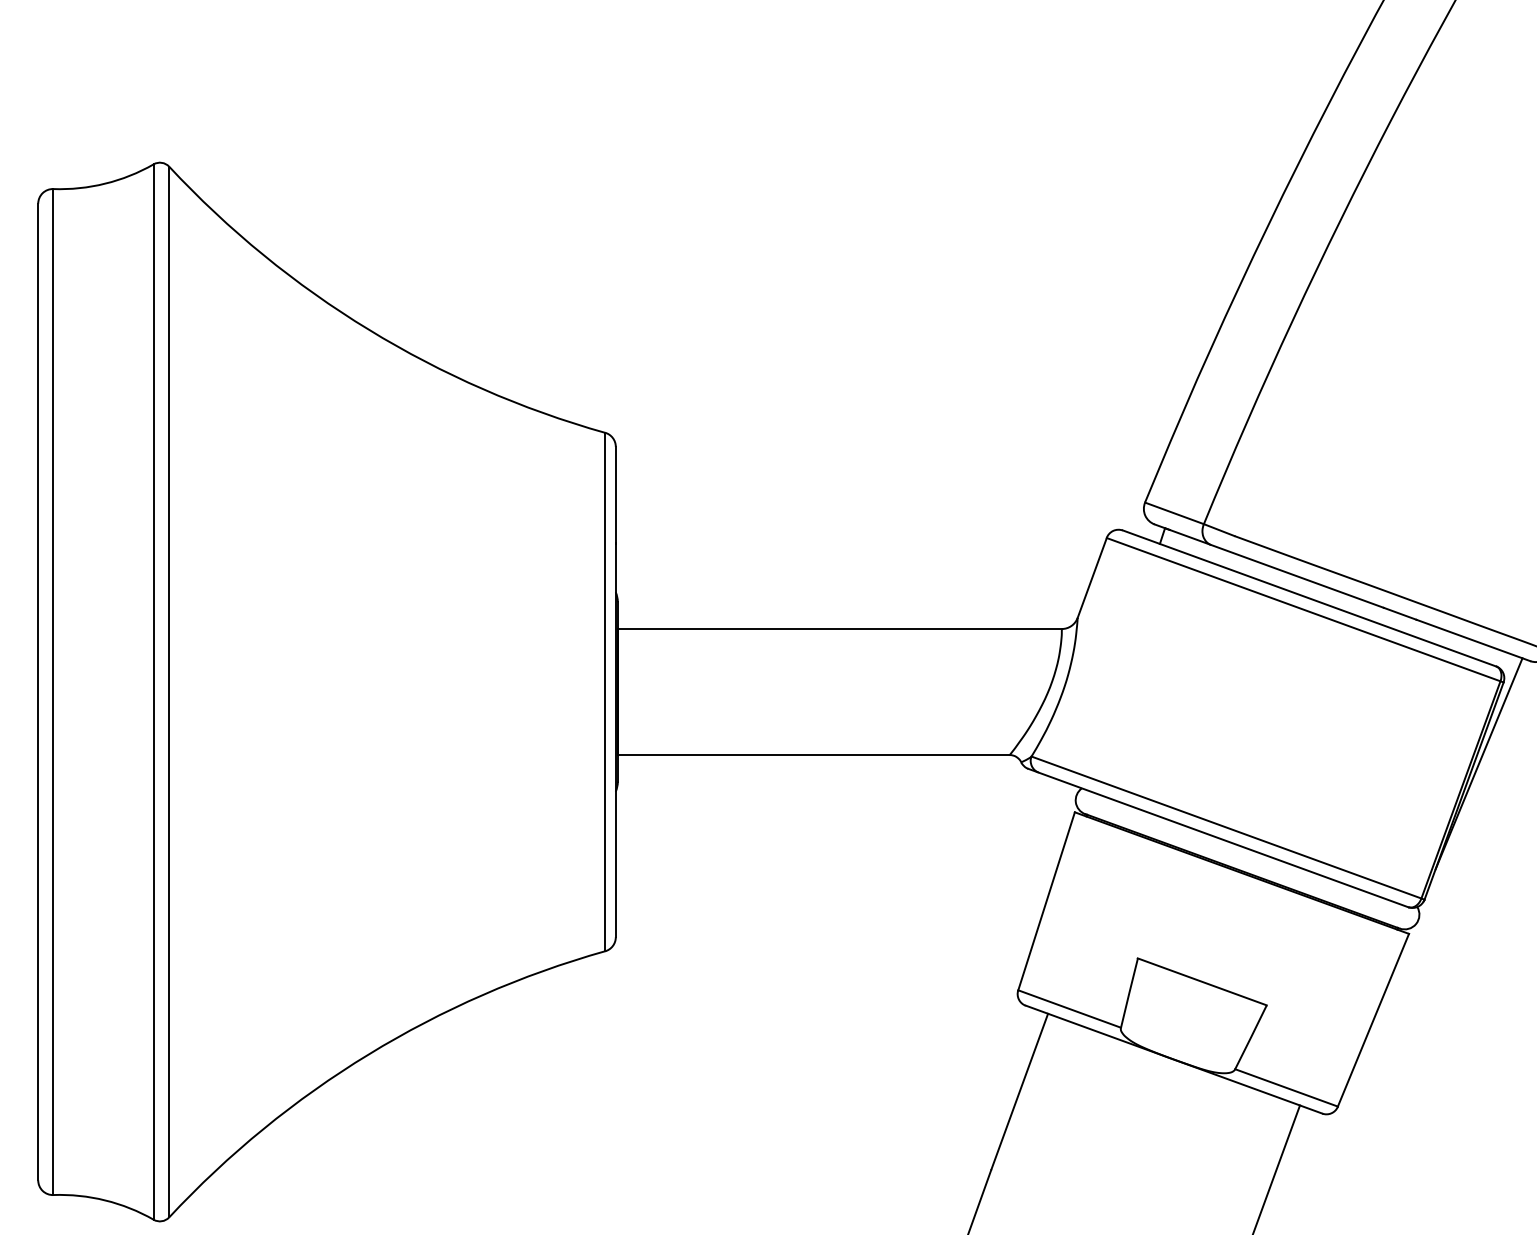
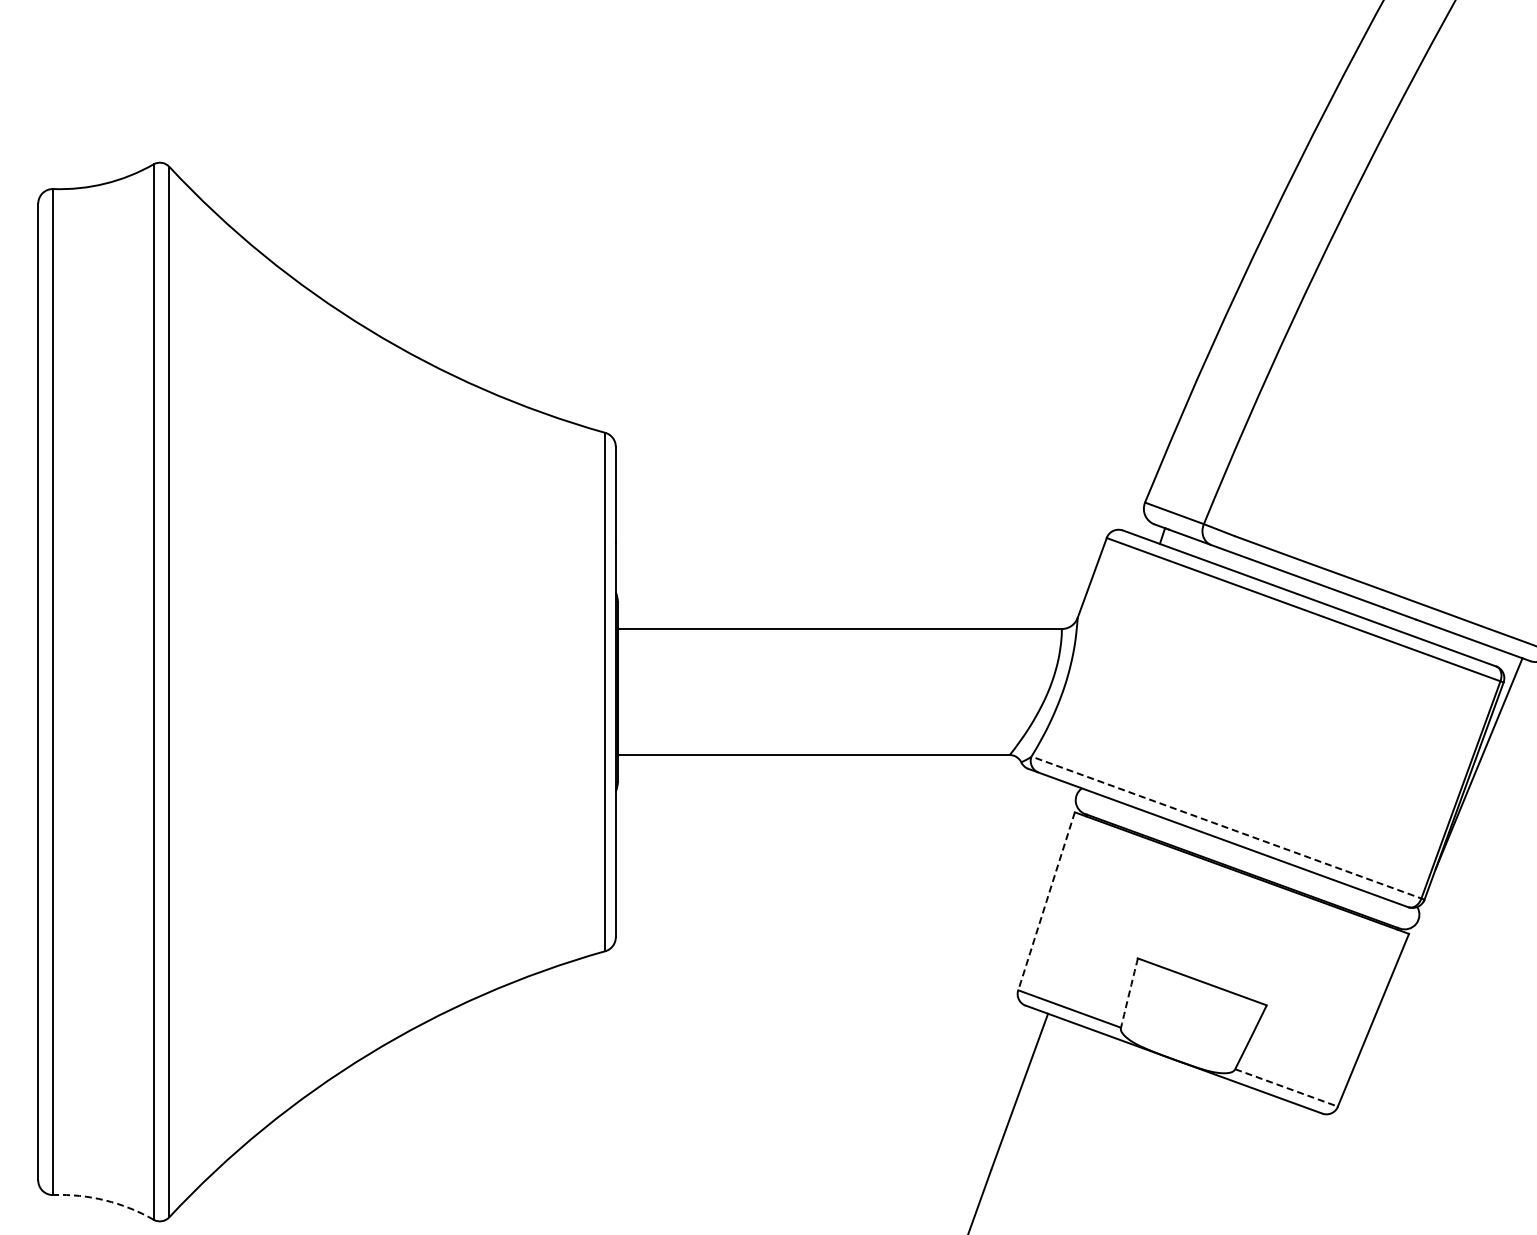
line: solid -> dashed (1227, 827)
line: solid -> dashed (1046, 901)
arc: solid -> dashed (1129, 993)
line: solid -> dashed (1286, 1087)
line: present -> none (1276, 1168)
arc: solid -> dashed (105, 1200)
